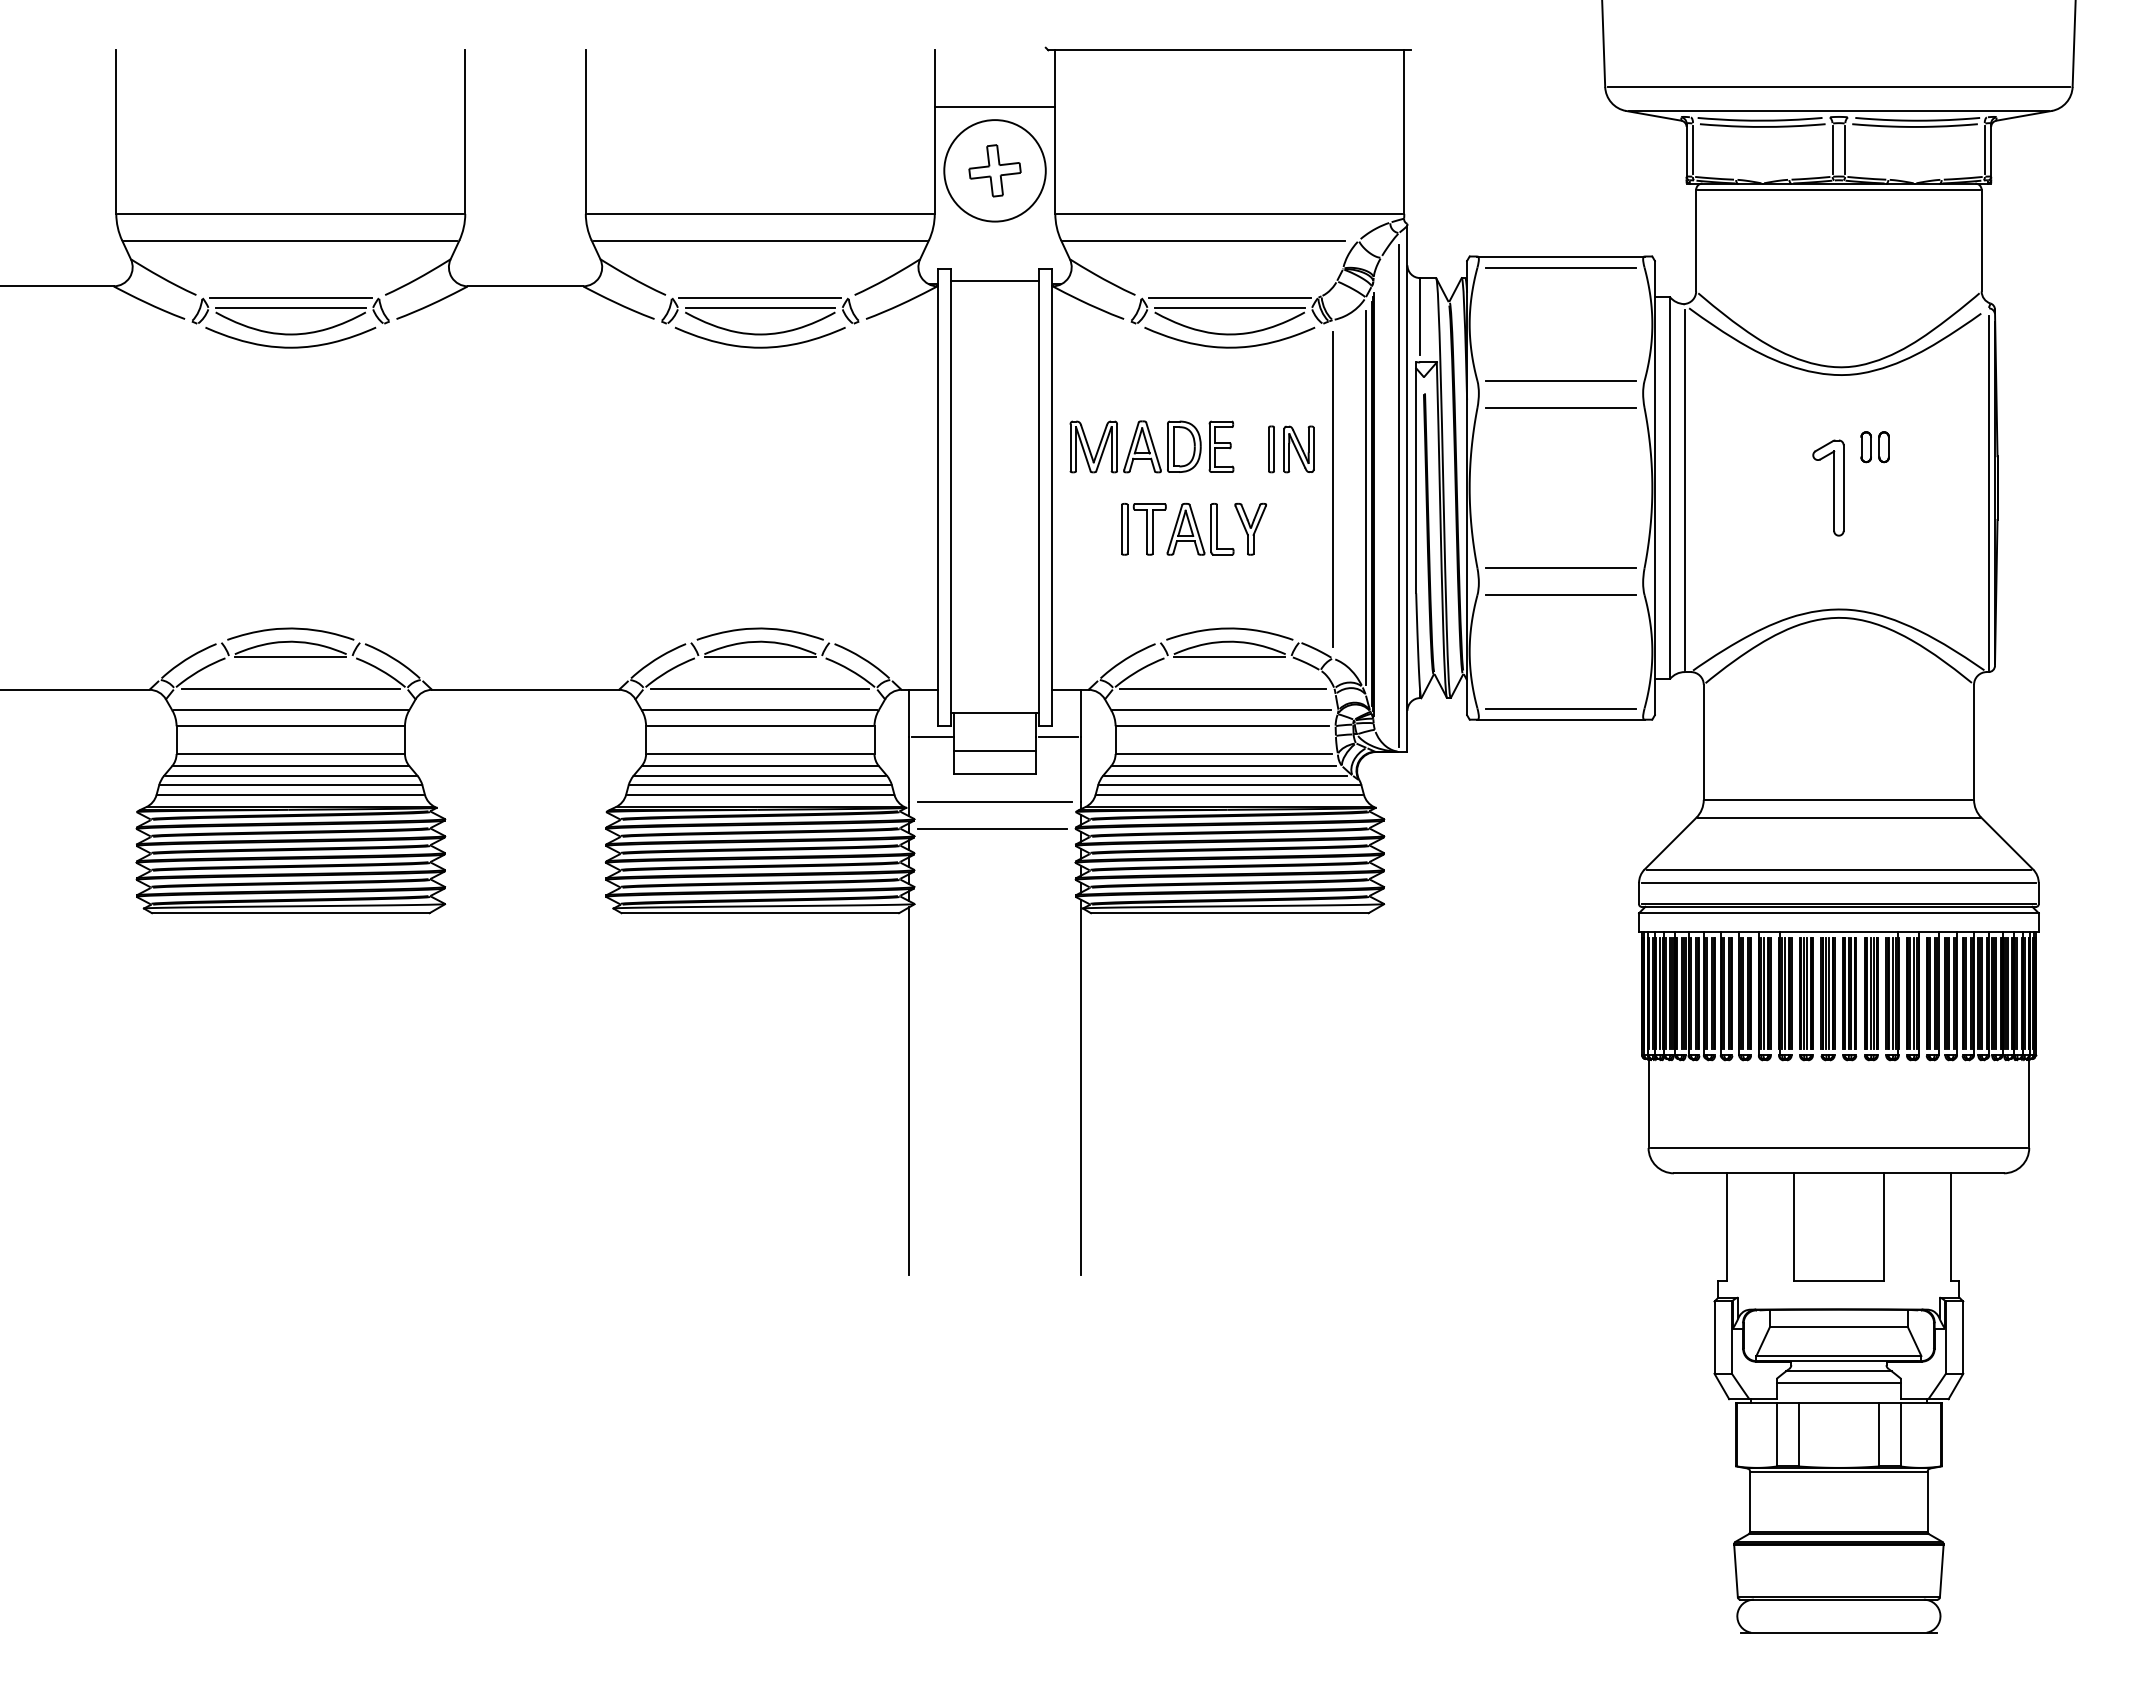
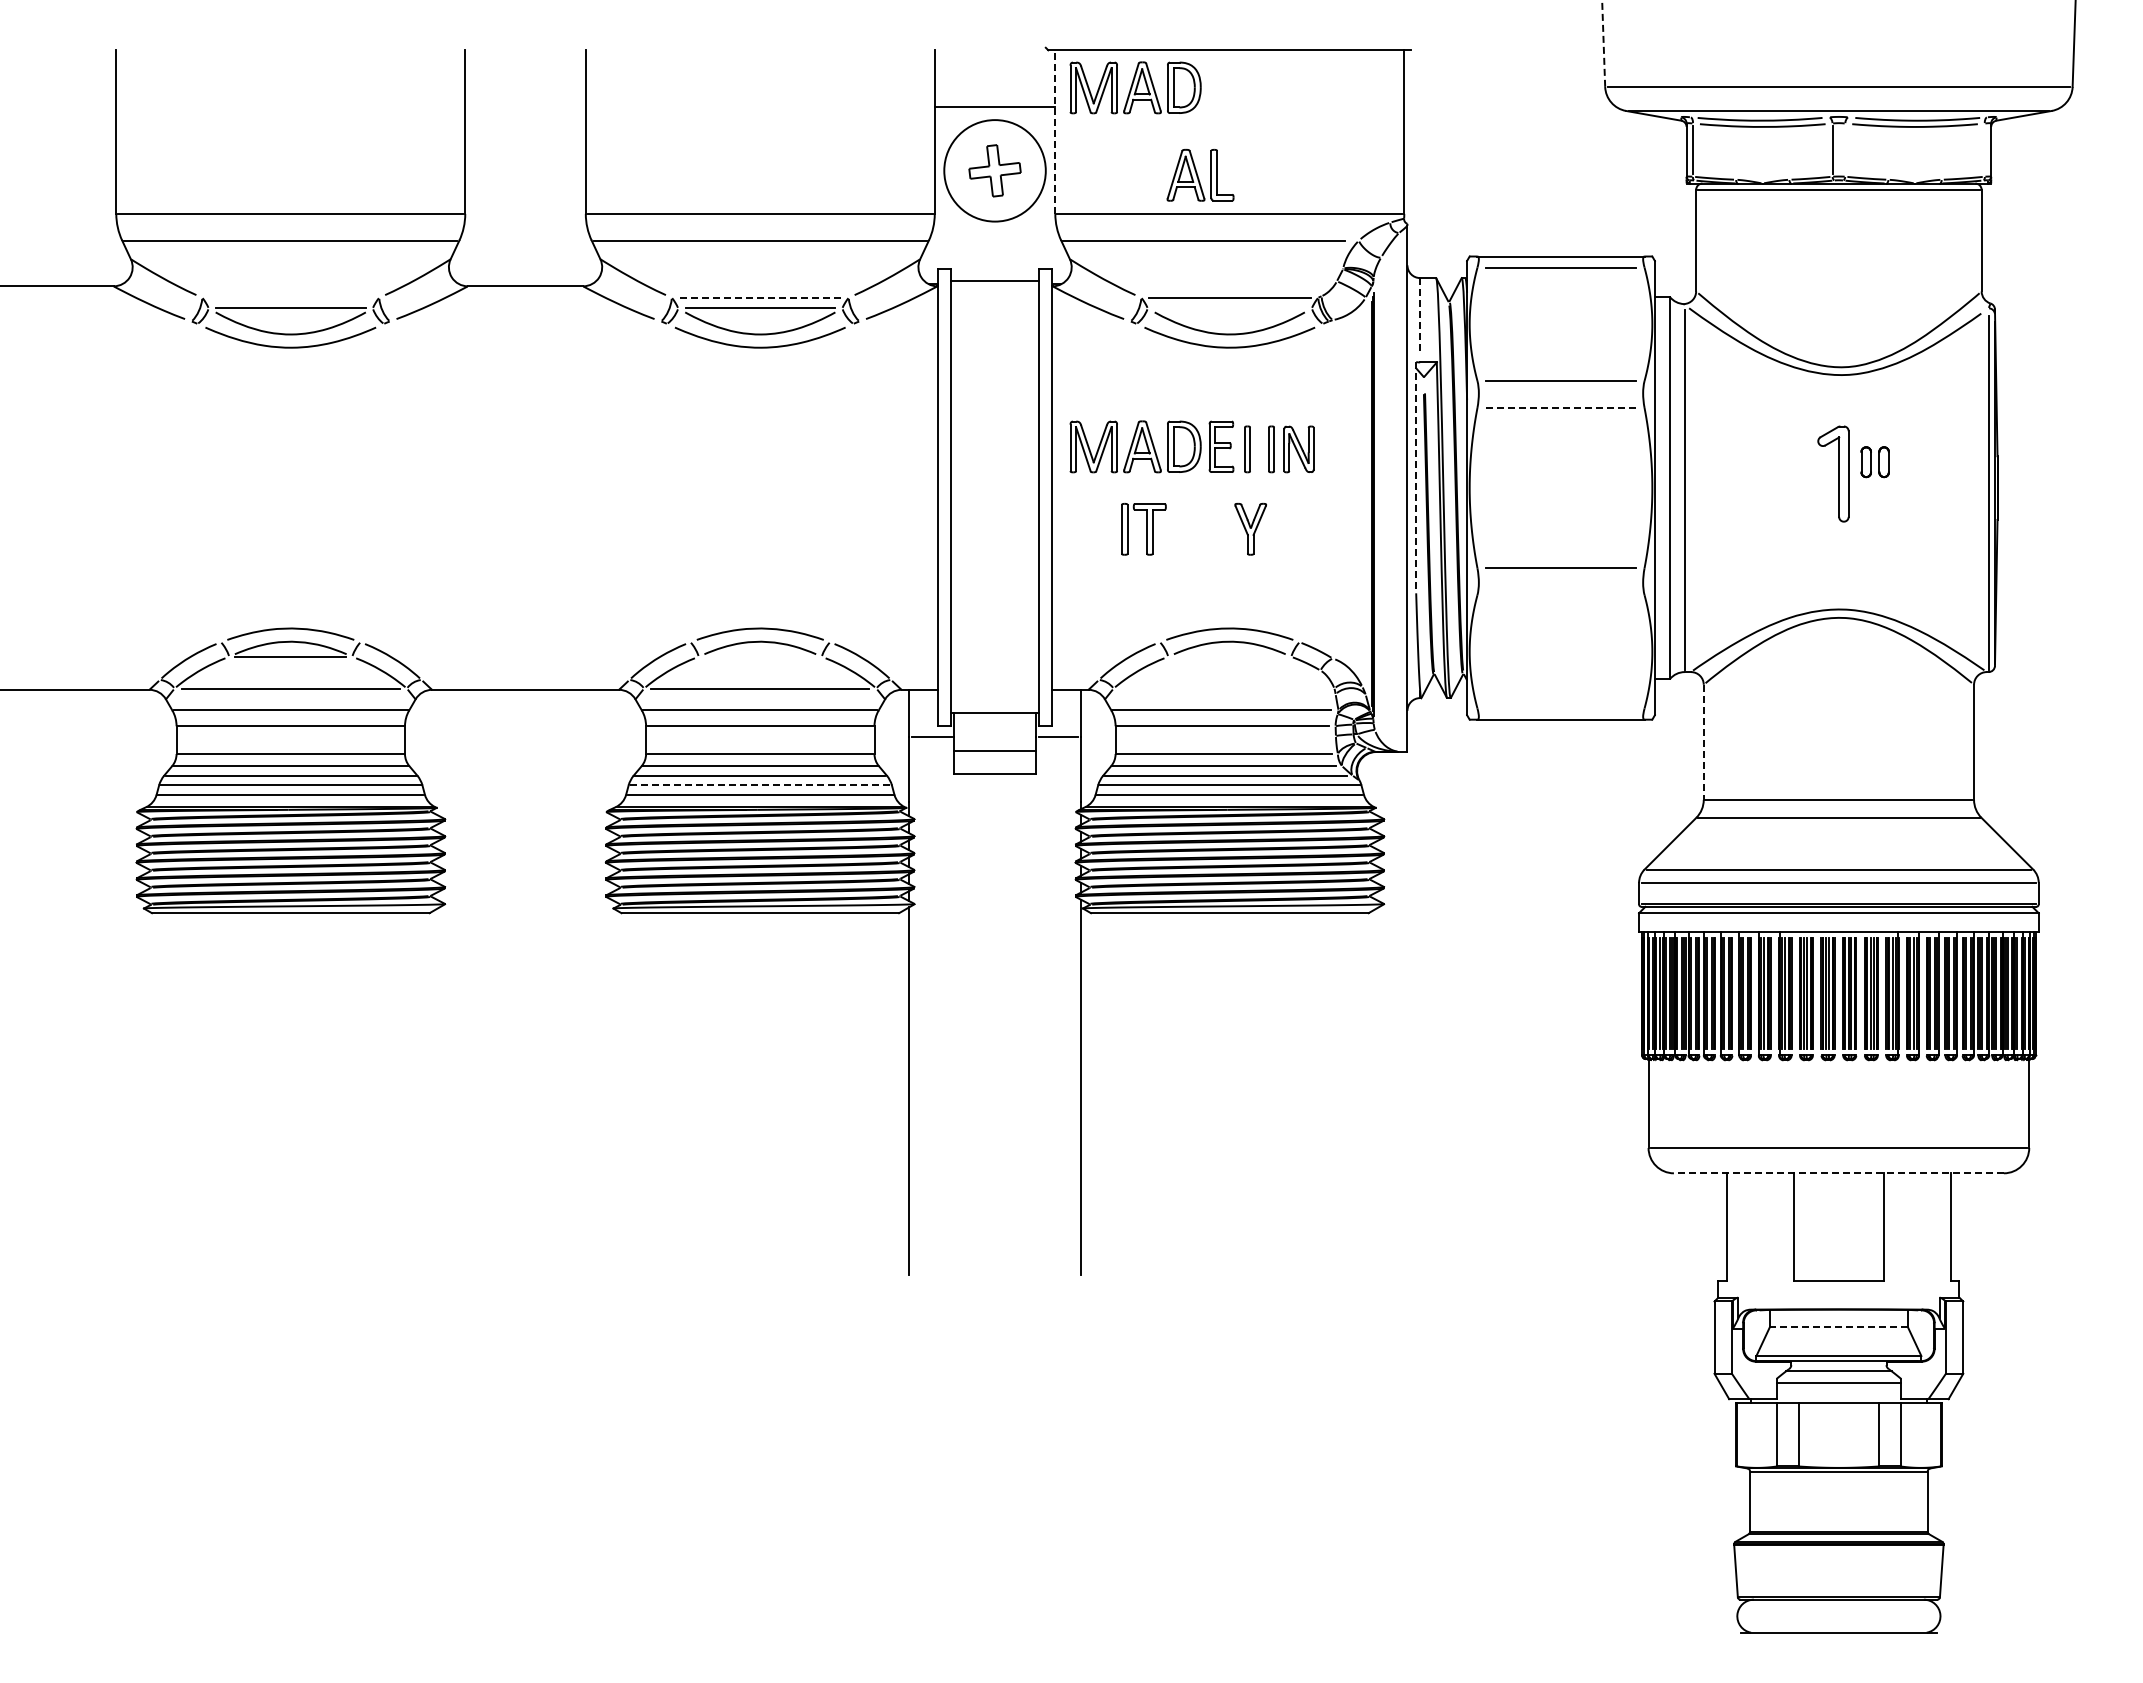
line: solid -> dashed (1603, 43)
part: none -> present (1135, 87)
line: solid -> dashed (1055, 132)
line: present -> none (1845, 150)
line: present -> none (1984, 150)
line: present -> none (290, 297)
line: solid -> dashed (760, 297)
line: present -> none (1229, 308)
line: solid -> dashed (1420, 317)
line: solid -> dashed (1561, 407)
part position: (1874, 447) -> (1874, 462) (1874, 462)
part: none -> present (1247, 449)
line: solid -> dashed (1416, 477)
part position: (1828, 487) -> (1833, 473) (1833, 473)
line: present -> none (1332, 489)
line: present -> none (1399, 496)
line: present -> none (1365, 497)
part position: (1200, 529) -> (1200, 175) (1200, 175)
line: present -> none (1560, 595)
line: present -> none (759, 656)
line: present -> none (1229, 656)
line: present -> none (1223, 688)
line: present -> none (1560, 708)
line: solid -> dashed (1703, 742)
line: solid -> dashed (759, 785)
line: present -> none (994, 802)
line: present -> none (992, 829)
line: solid -> dashed (1838, 1173)
line: solid -> dashed (1838, 1326)
